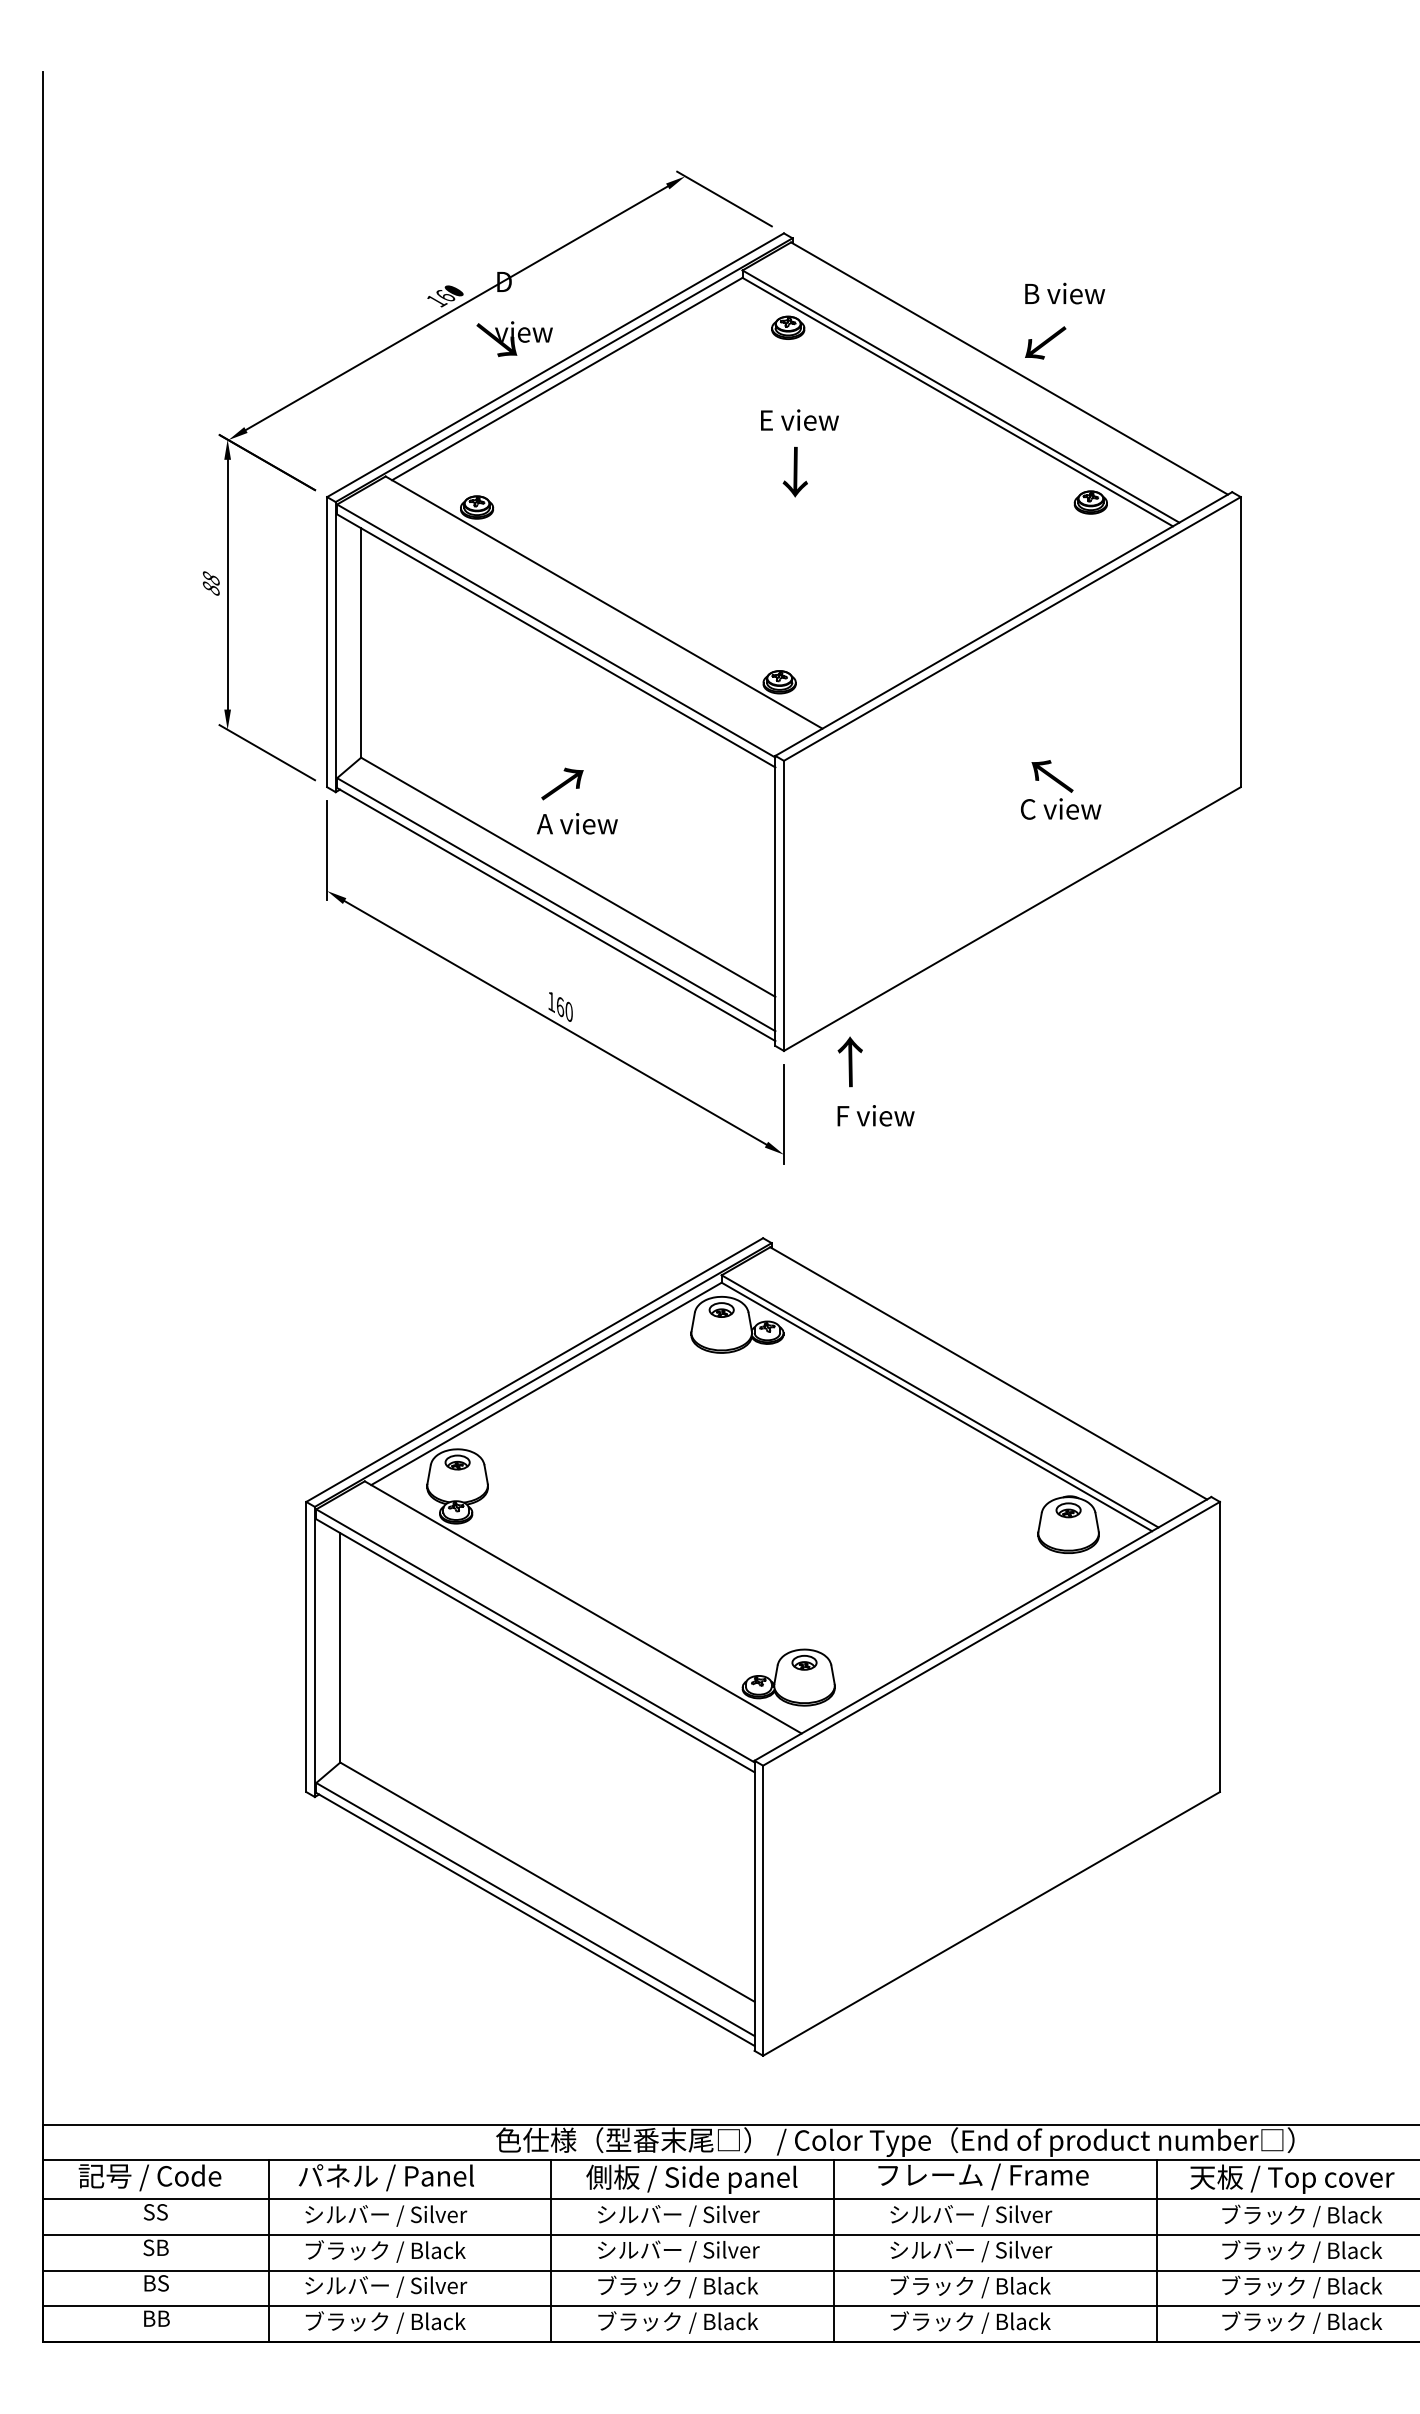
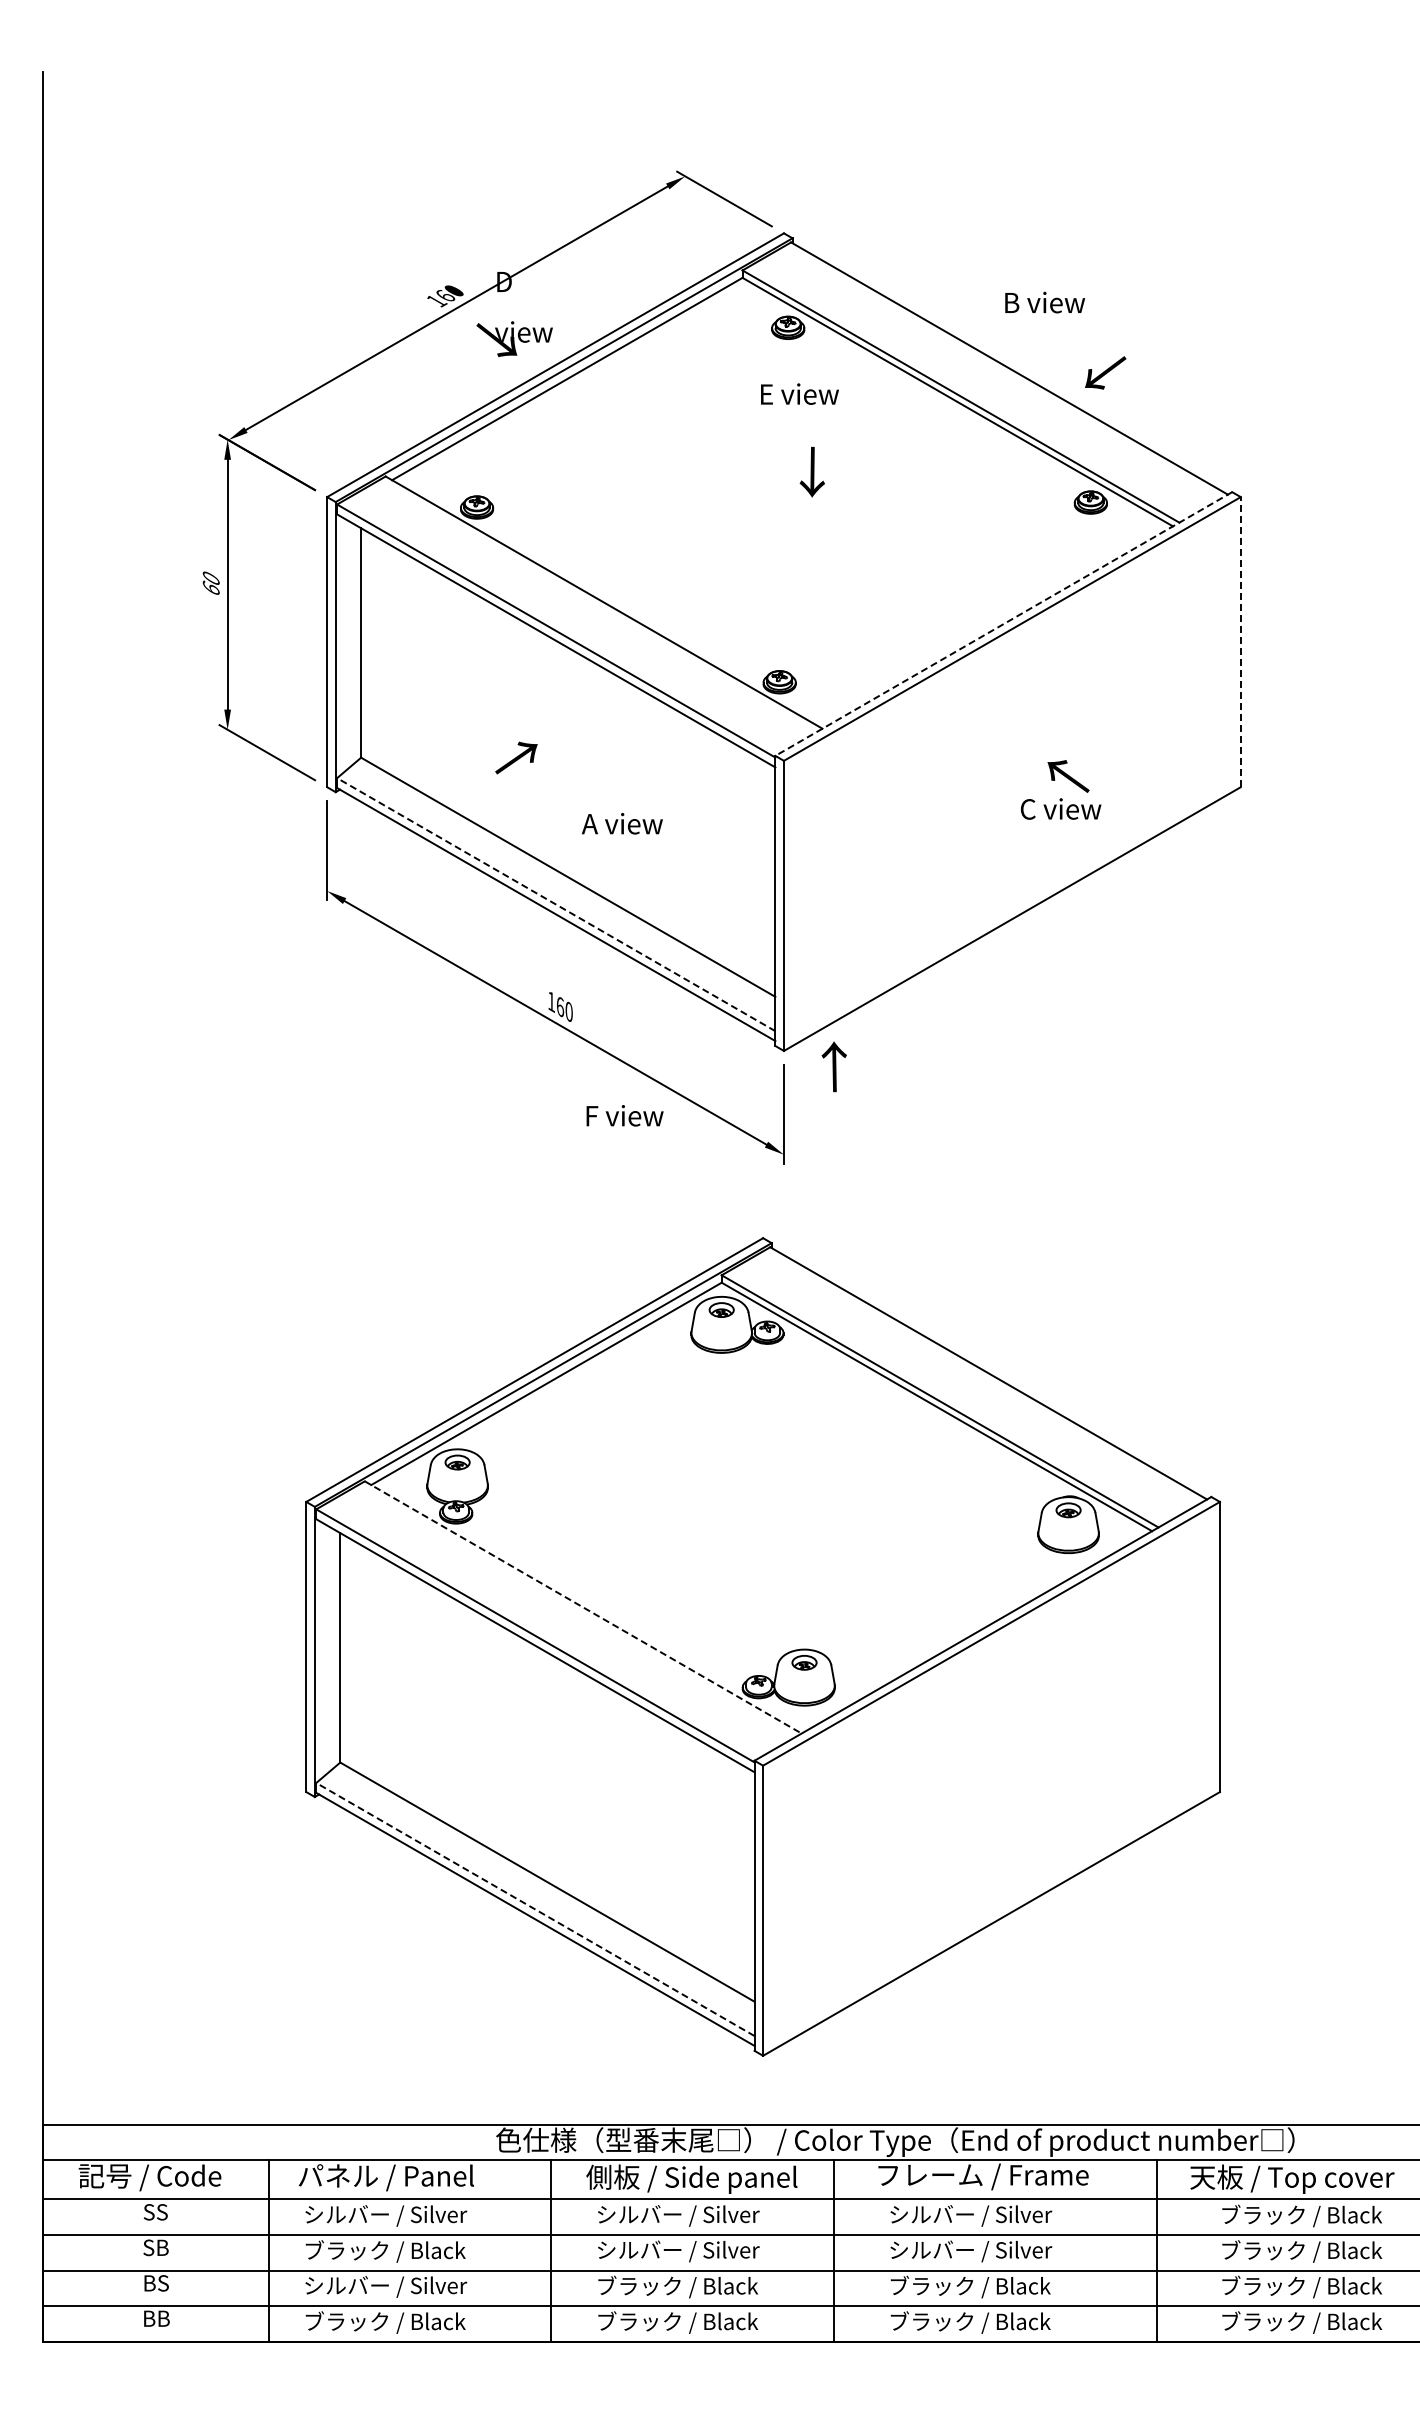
text position: (1065, 293) -> (1045, 302) (1045, 302)
text position: (1045, 342) -> (1105, 372) (1105, 372)
text position: (799, 419) -> (799, 393) (799, 393)
text position: (794, 472) -> (811, 472) (811, 472)
text: 88 -> 60 (210, 583)
line: solid -> dashed (1003, 624)
line: solid -> dashed (1240, 641)
text position: (1052, 776) -> (1068, 776) (1068, 776)
text position: (562, 783) -> (516, 757) (516, 757)
text position: (577, 823) -> (622, 823) (622, 823)
line: solid -> dashed (555, 904)
text position: (849, 1061) -> (833, 1066) (833, 1066)
text position: (875, 1115) -> (624, 1115) (624, 1115)
line: solid -> dashed (583, 1607)
line: solid -> dashed (534, 1909)
